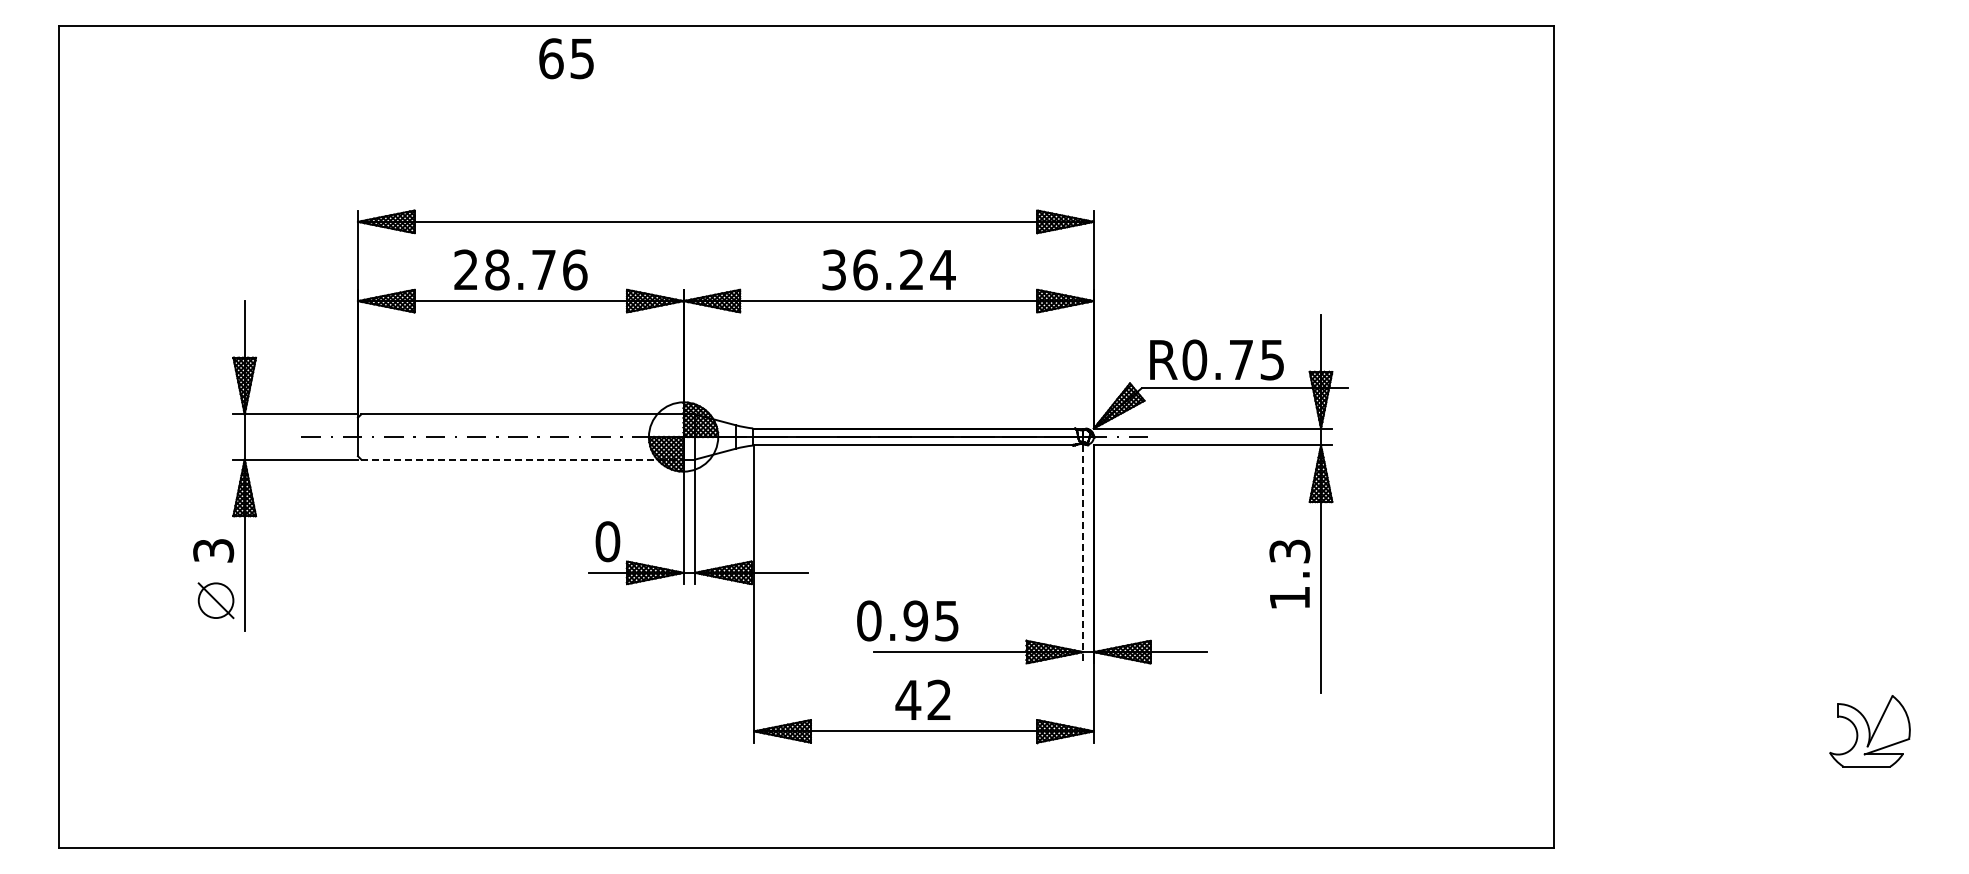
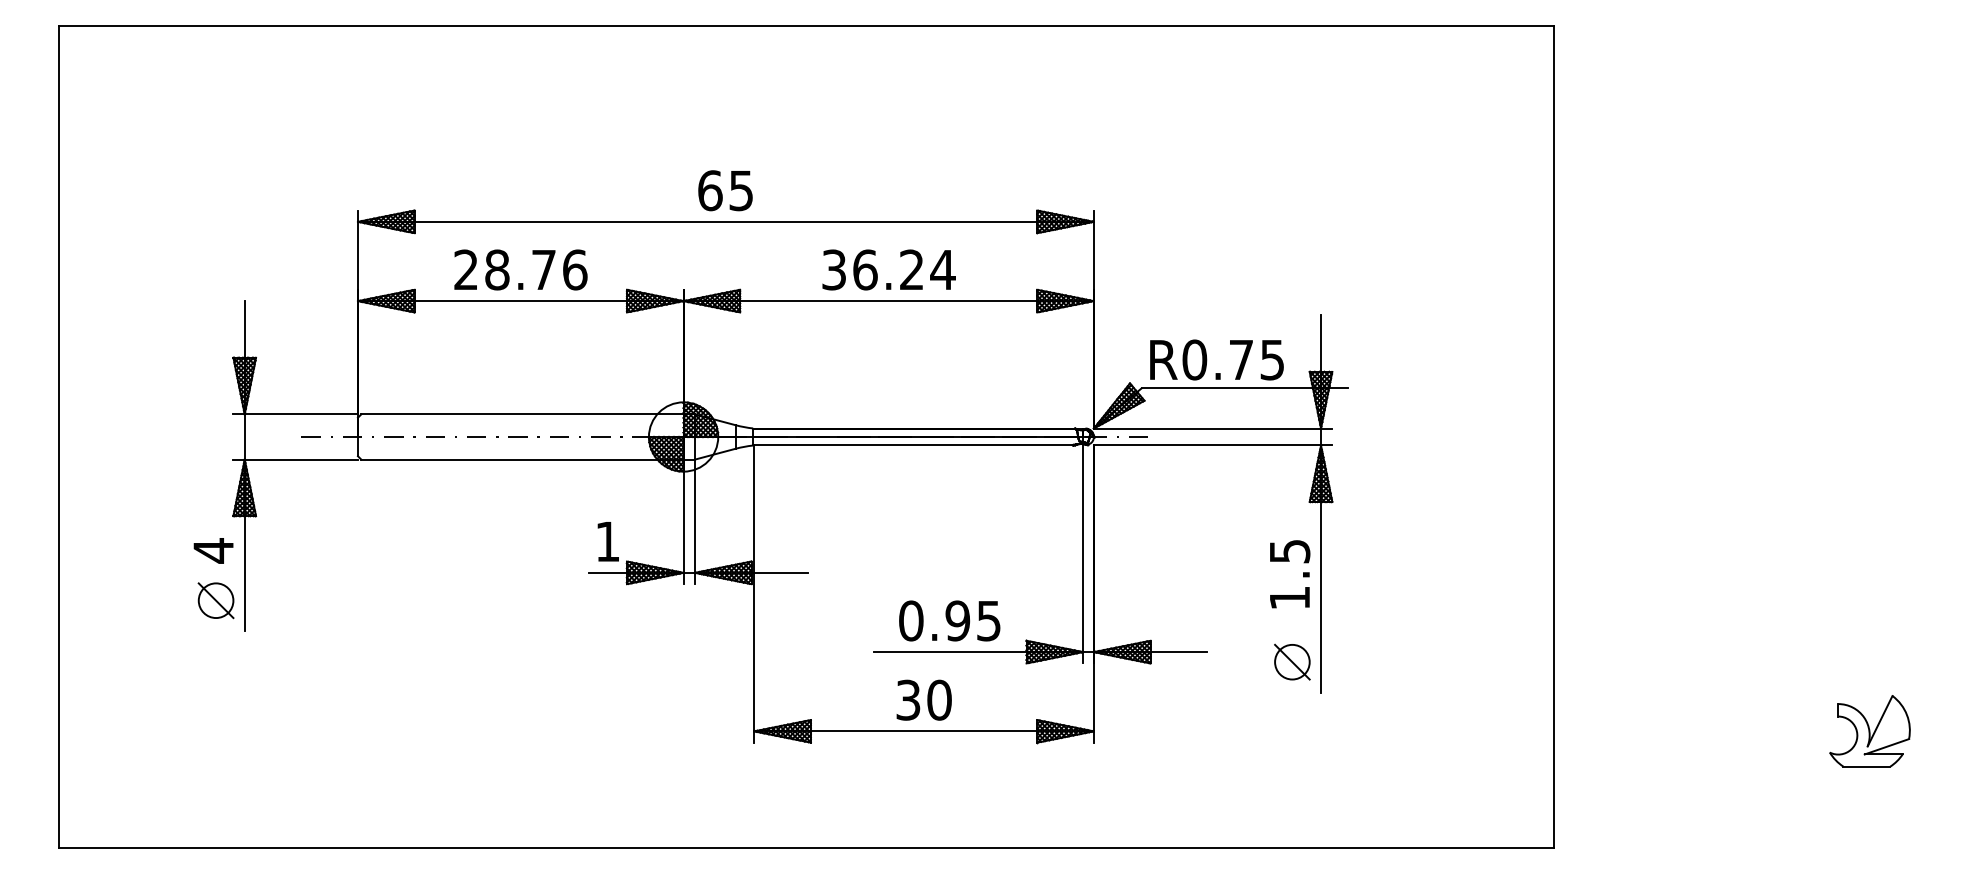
text position: (566, 58) -> (725, 190) (725, 190)
line: dashed -> solid (522, 459)
text: 0 -> 1 (607, 541)
text: 3 -> 4 (213, 550)
text: 1.3 -> 1.5 (1289, 550)
line: dashed -> solid (1083, 554)
text position: (907, 620) -> (949, 620) (949, 620)
part: none -> present (1292, 661)
text: 42 -> 30 (923, 699)
